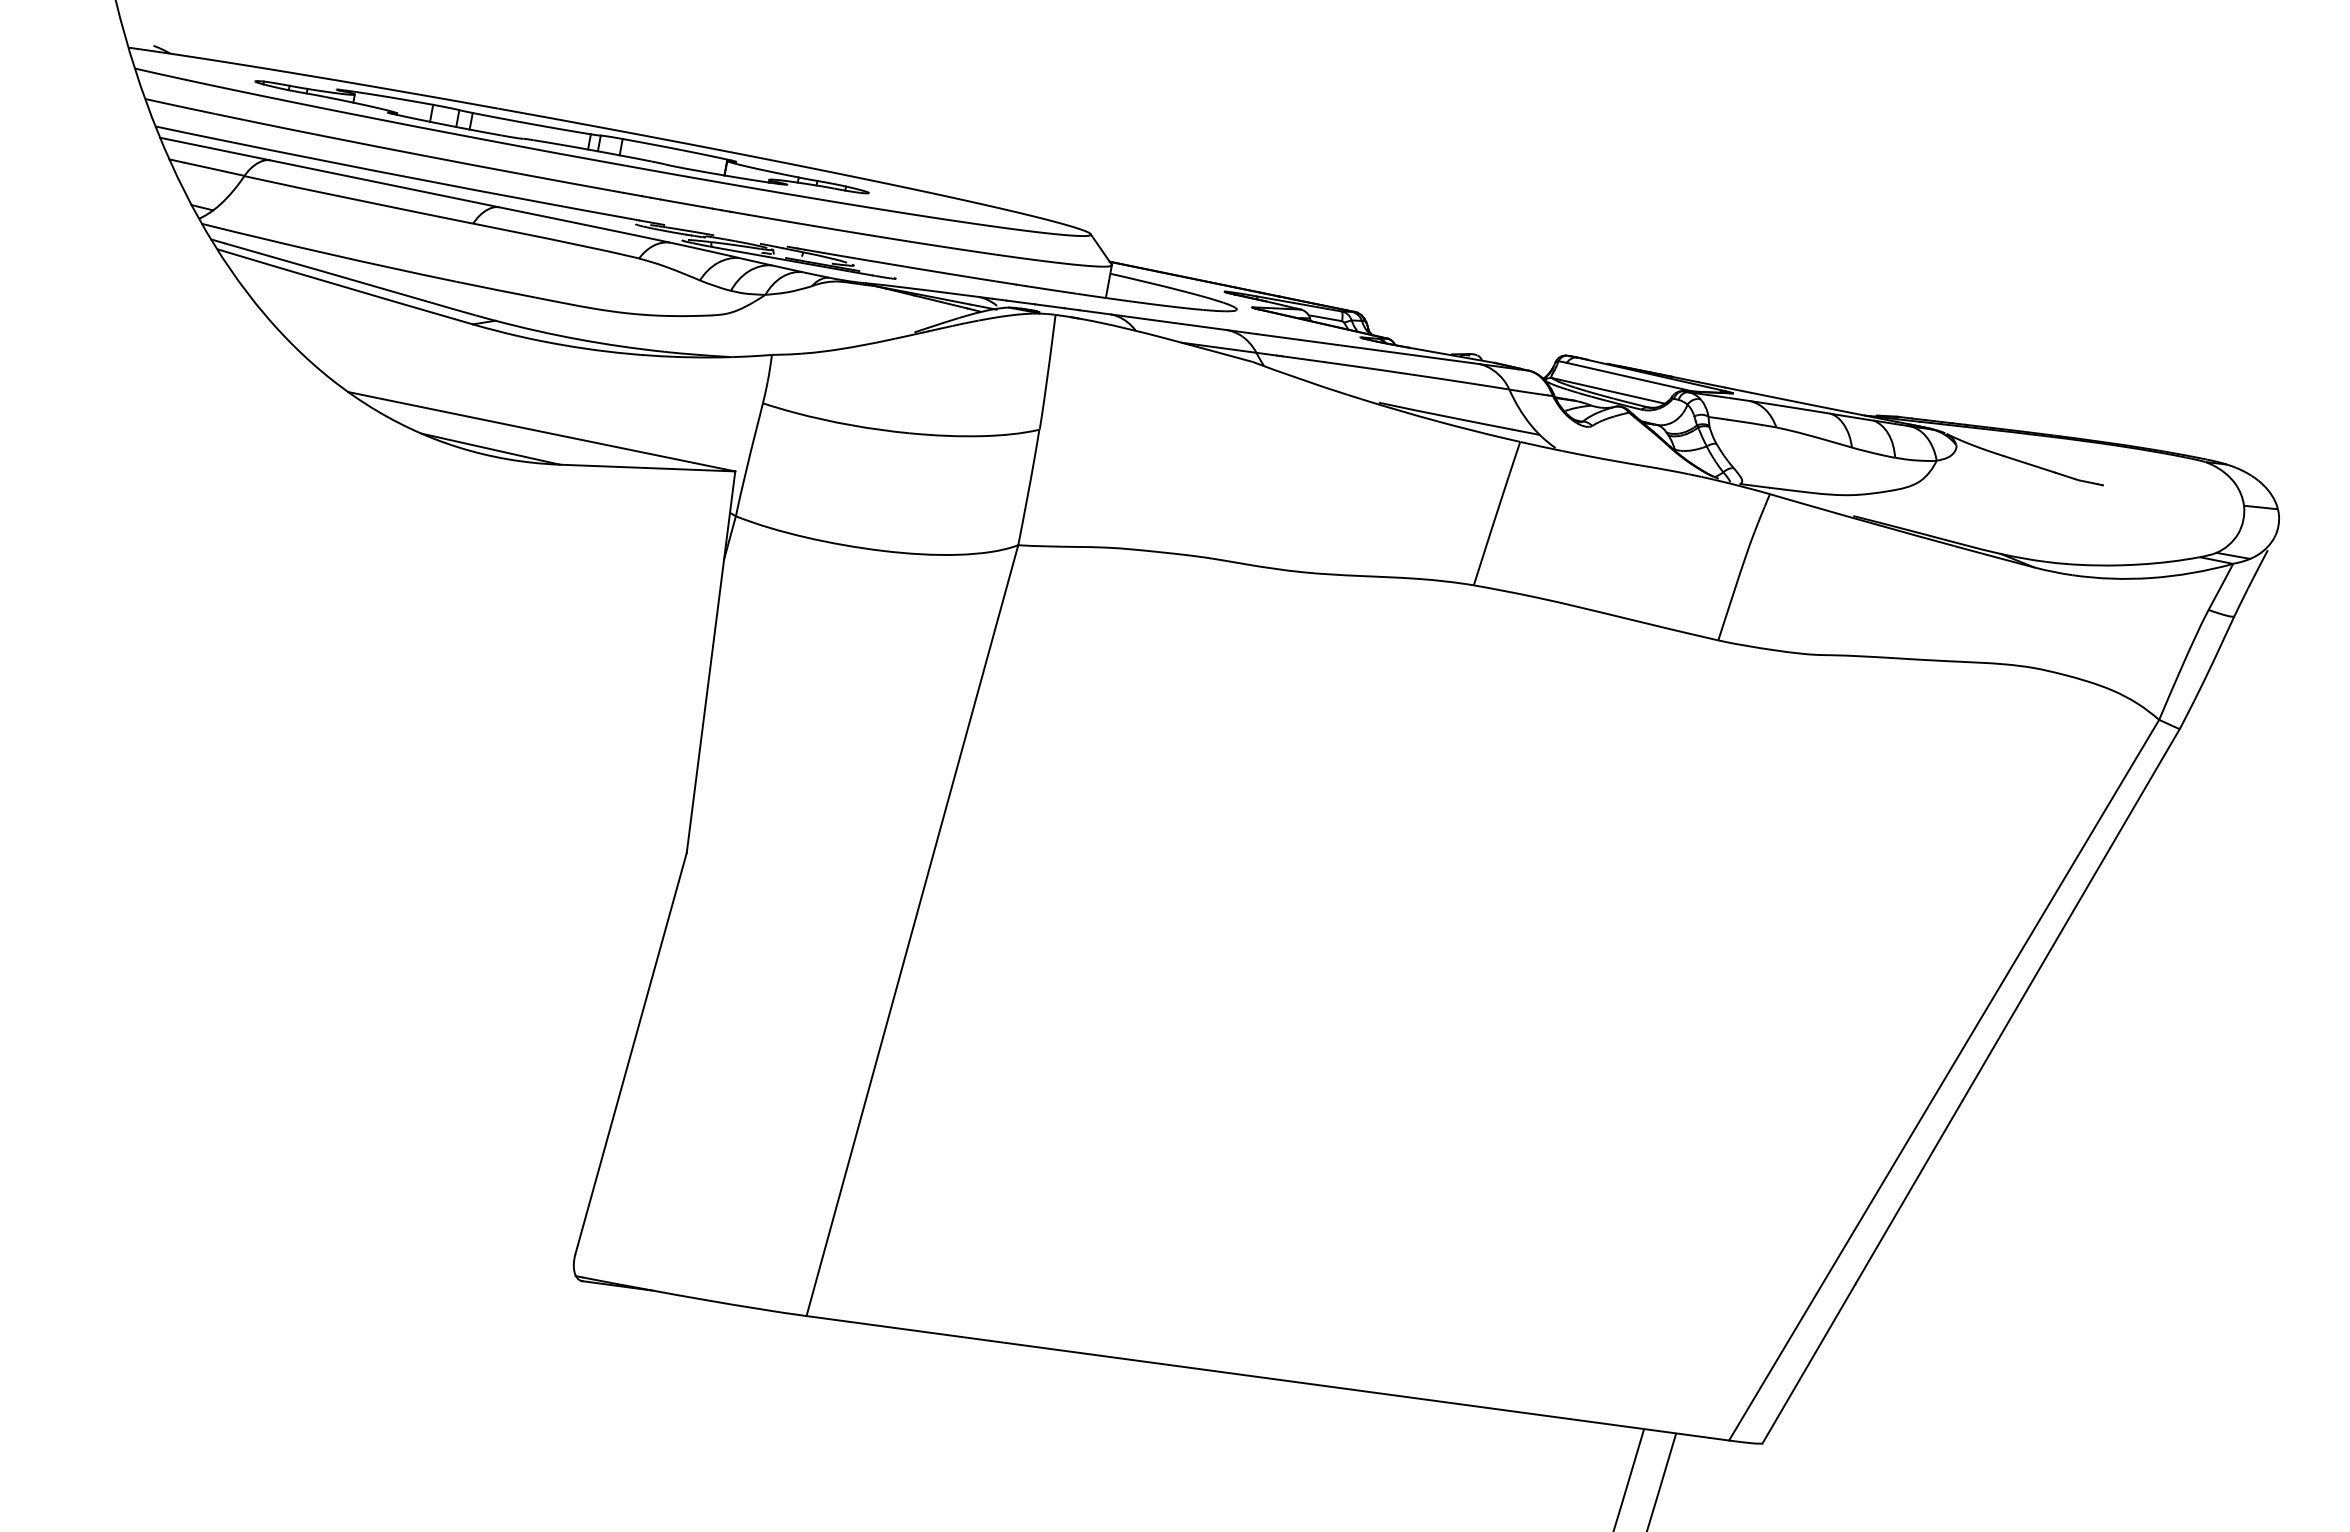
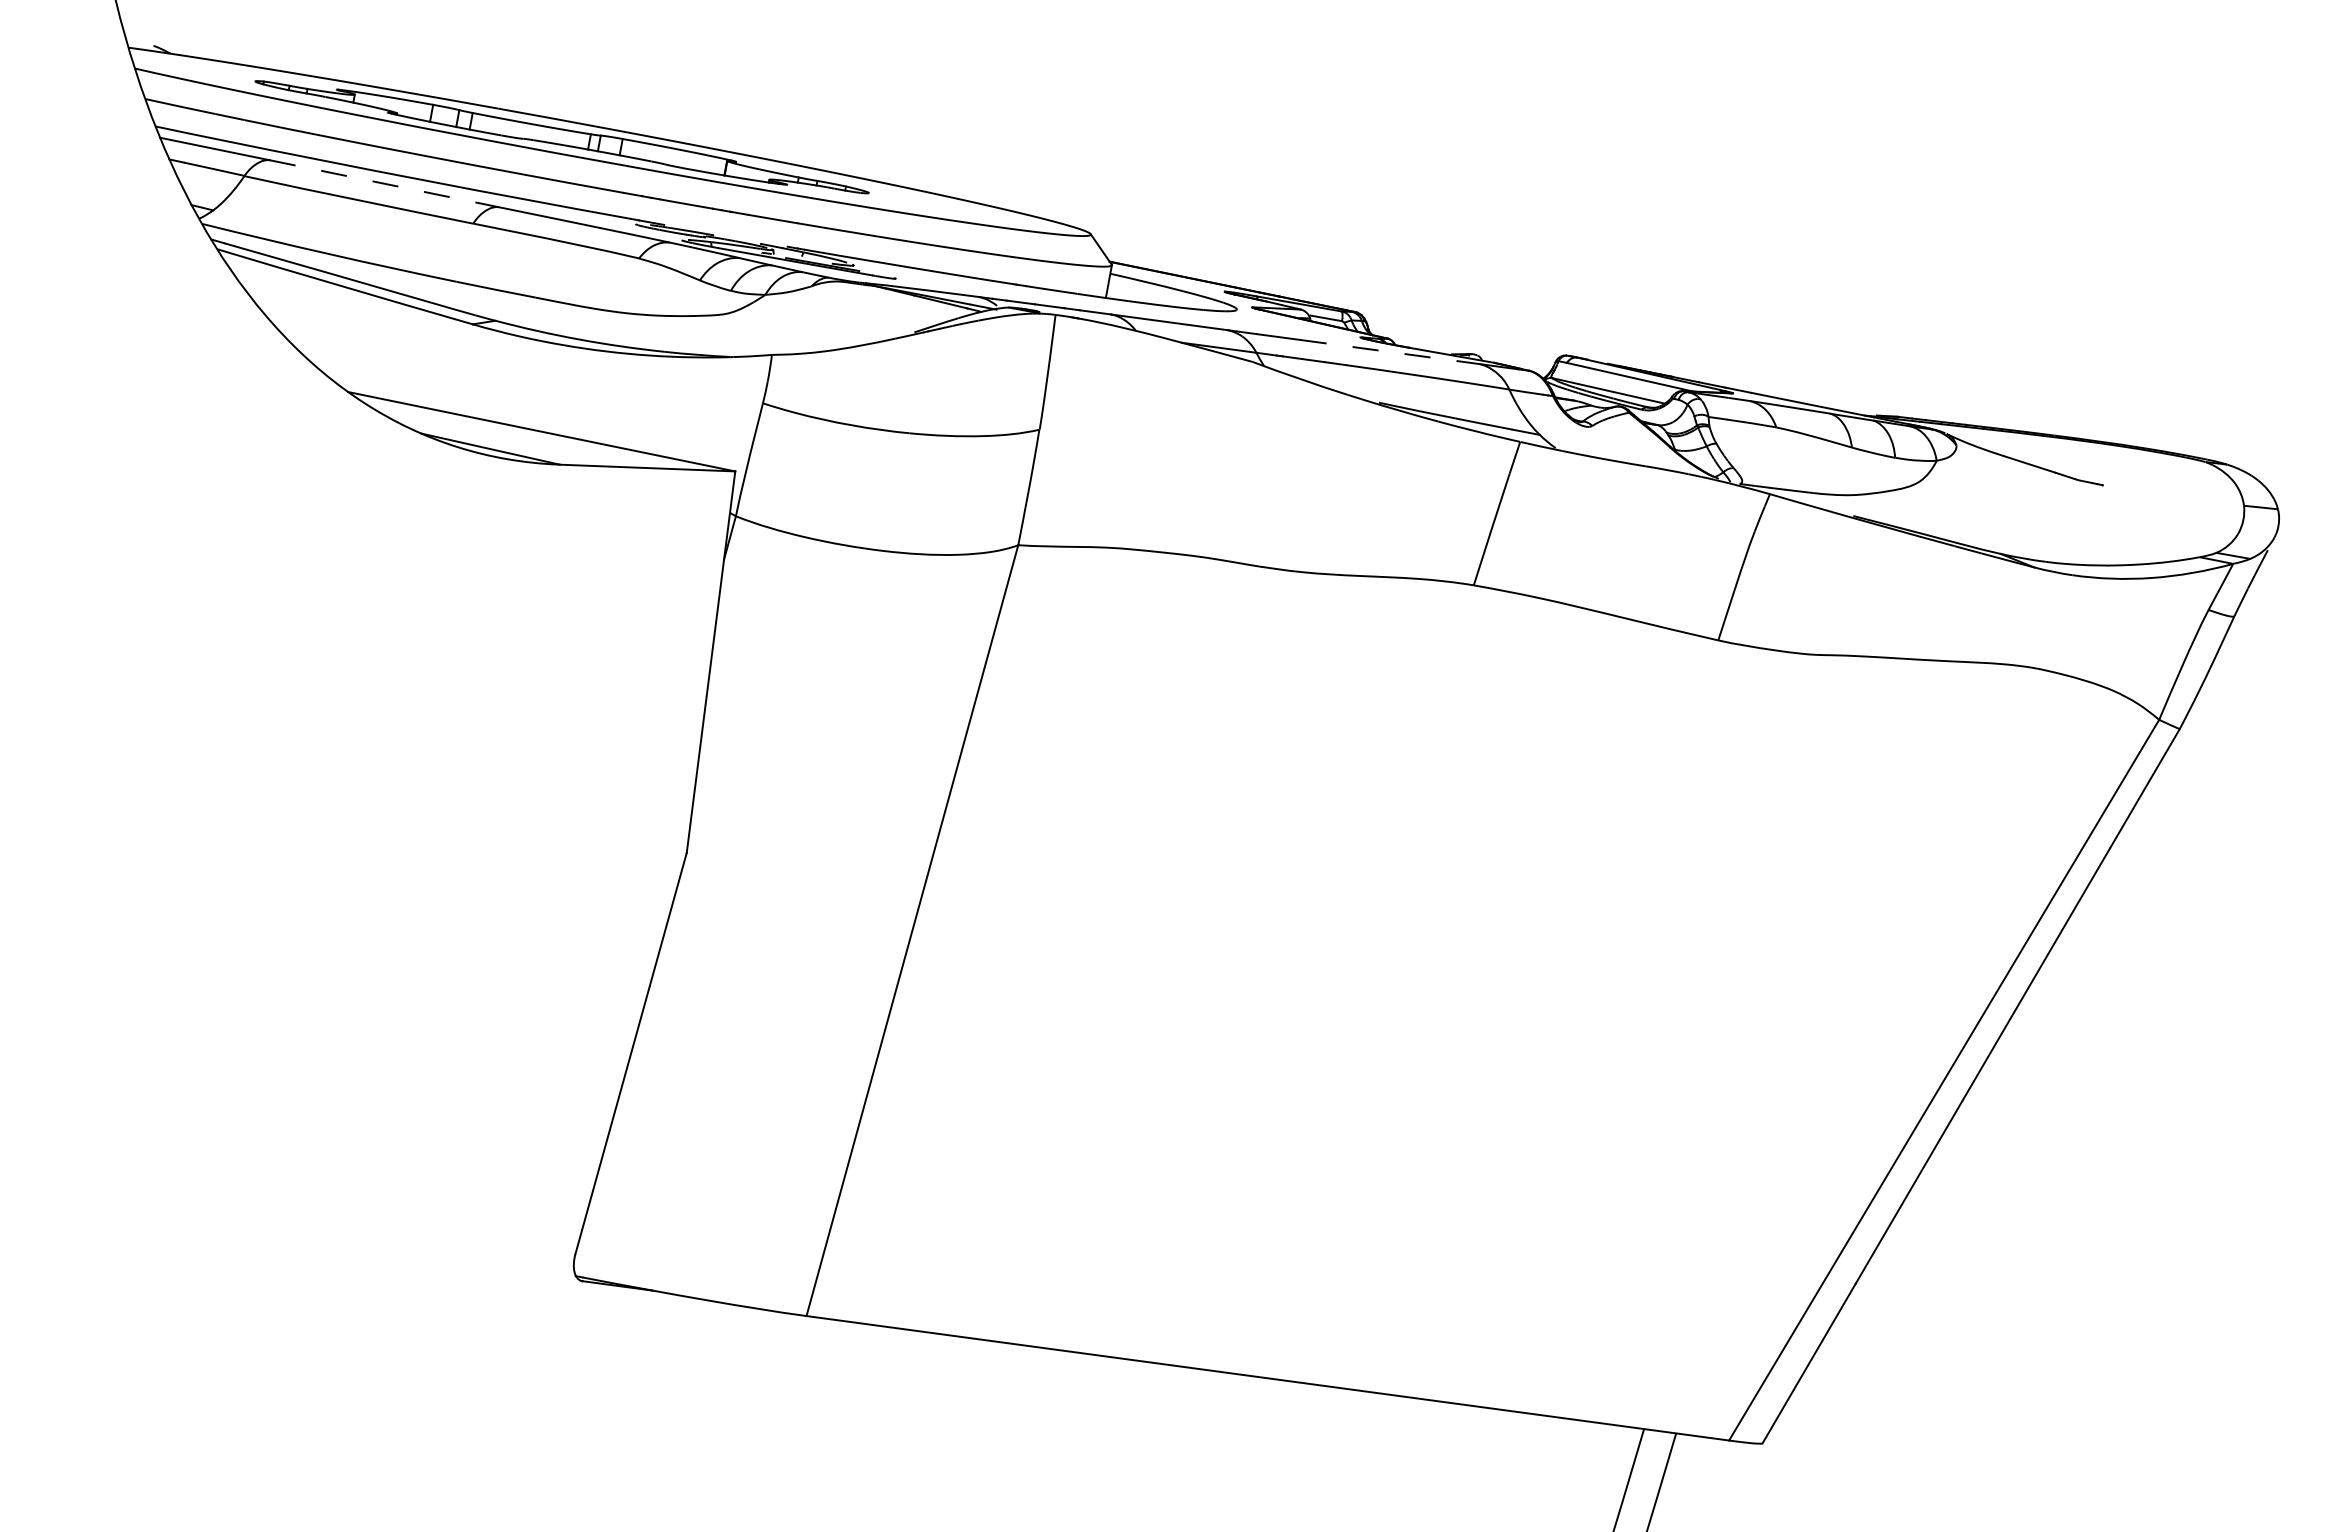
line: solid -> dashed (384, 183)
line: solid -> dashed (1390, 352)
